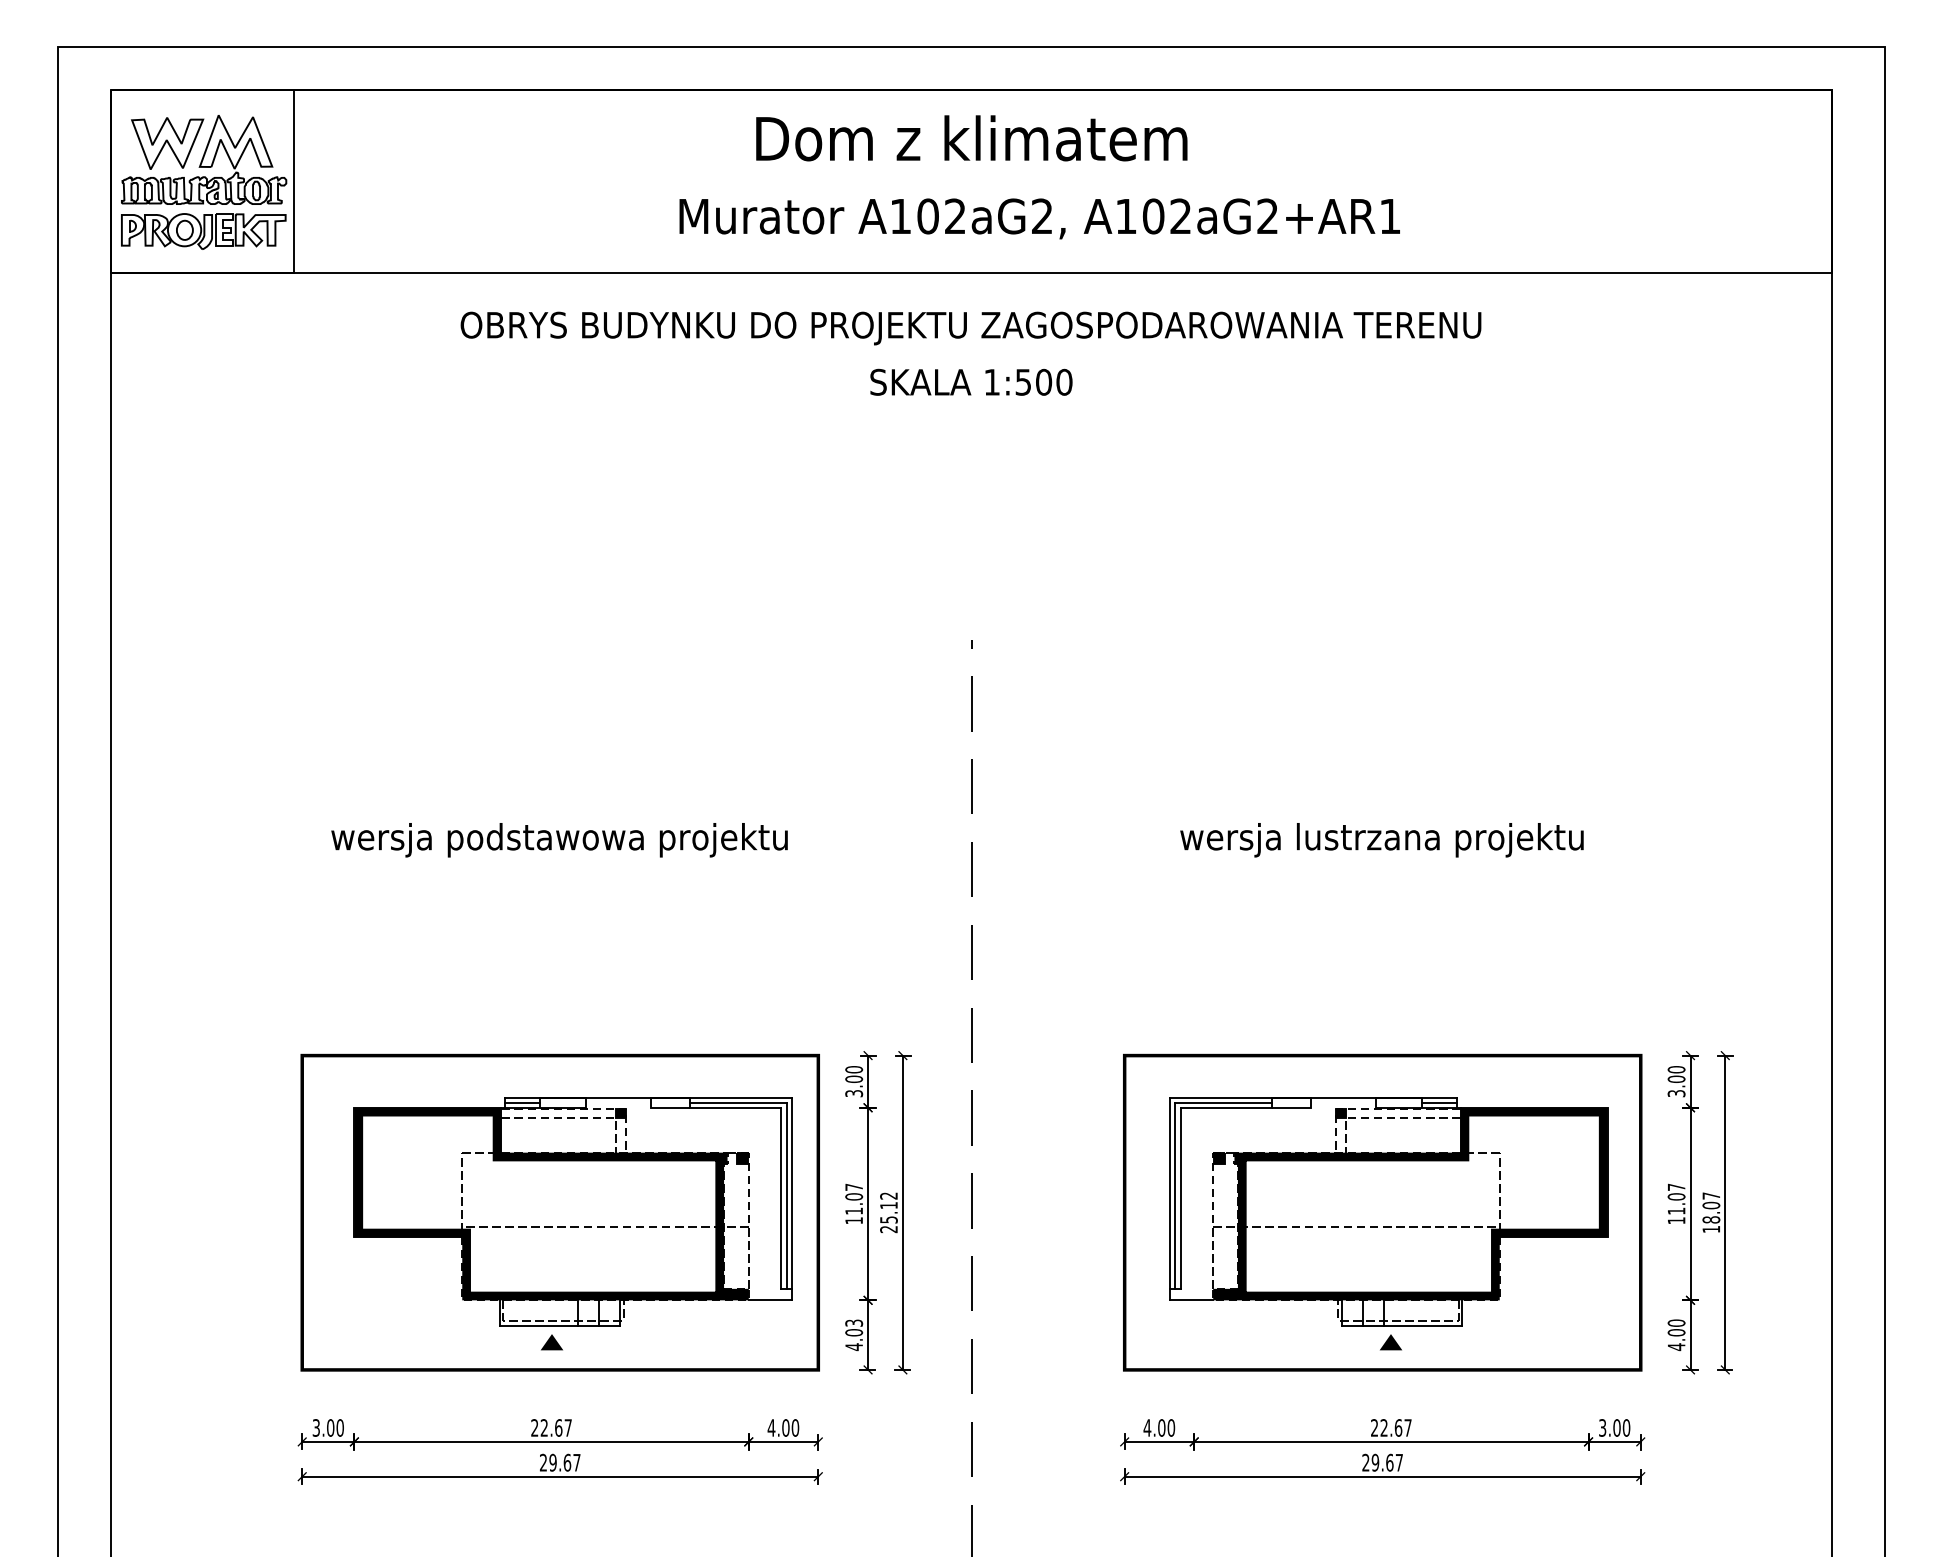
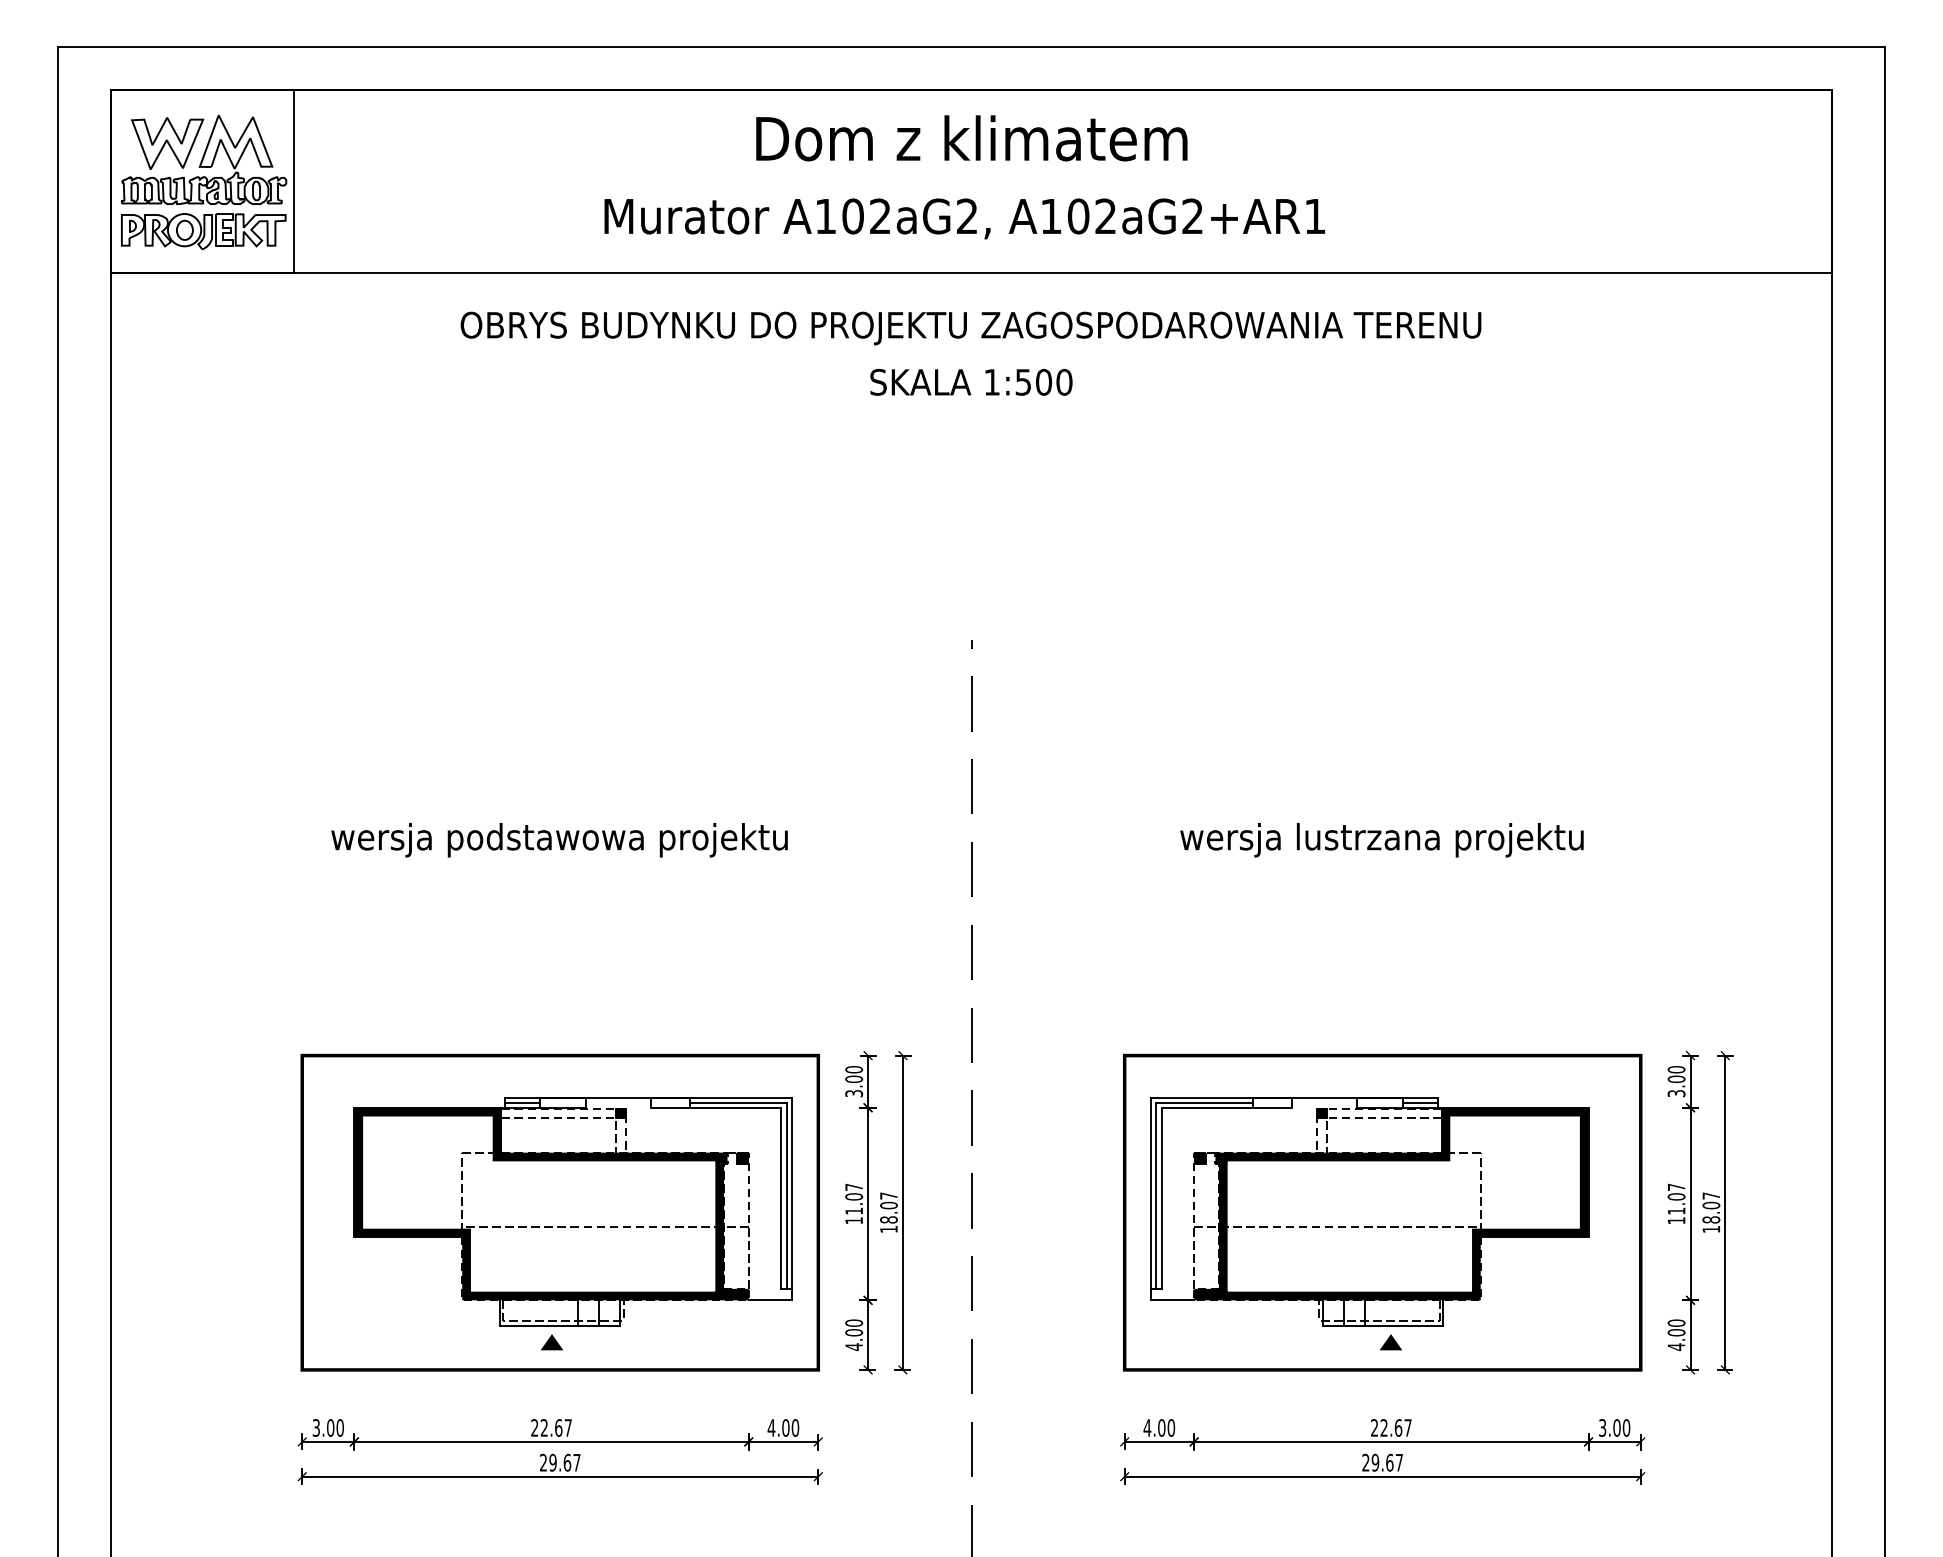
text position: (1039, 218) -> (964, 218) (964, 218)
part position: (1388, 1211) -> (1369, 1211) (1369, 1211)
text: 25.12 -> 18.07 (888, 1212)
text: 4.03 -> 4.00 (854, 1322)
